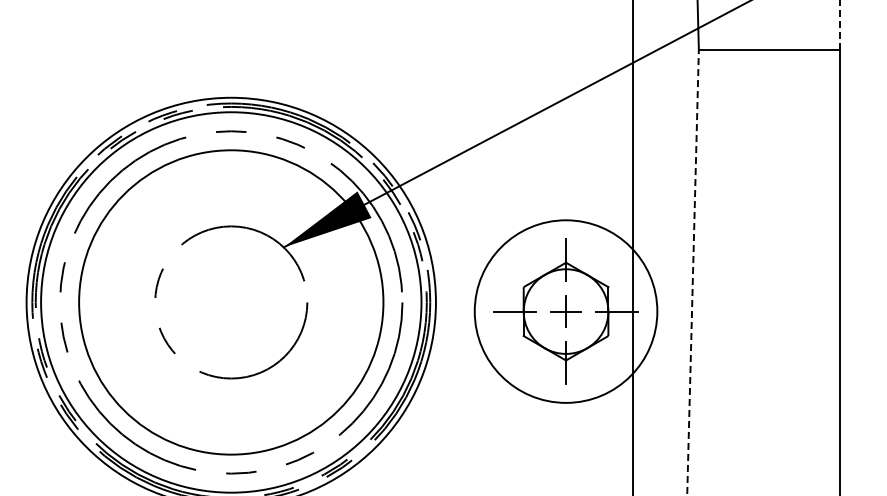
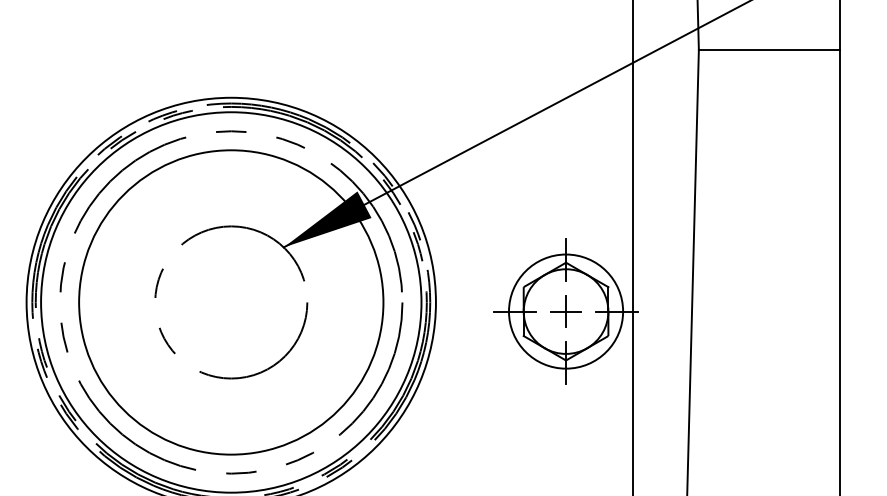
line: dashed -> solid (839, 24)
line: dashed -> solid (693, 272)
circle diameter: 183 px -> 114 px (565, 311)
